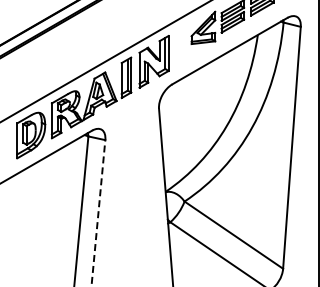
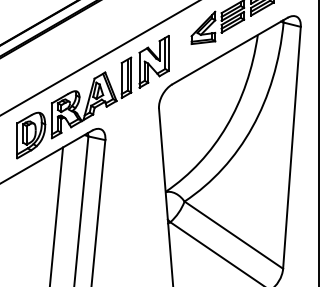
line position: (105, 61) -> (99, 58) (99, 58)
line: dashed -> solid (98, 213)
line: none -> present (56, 215)
